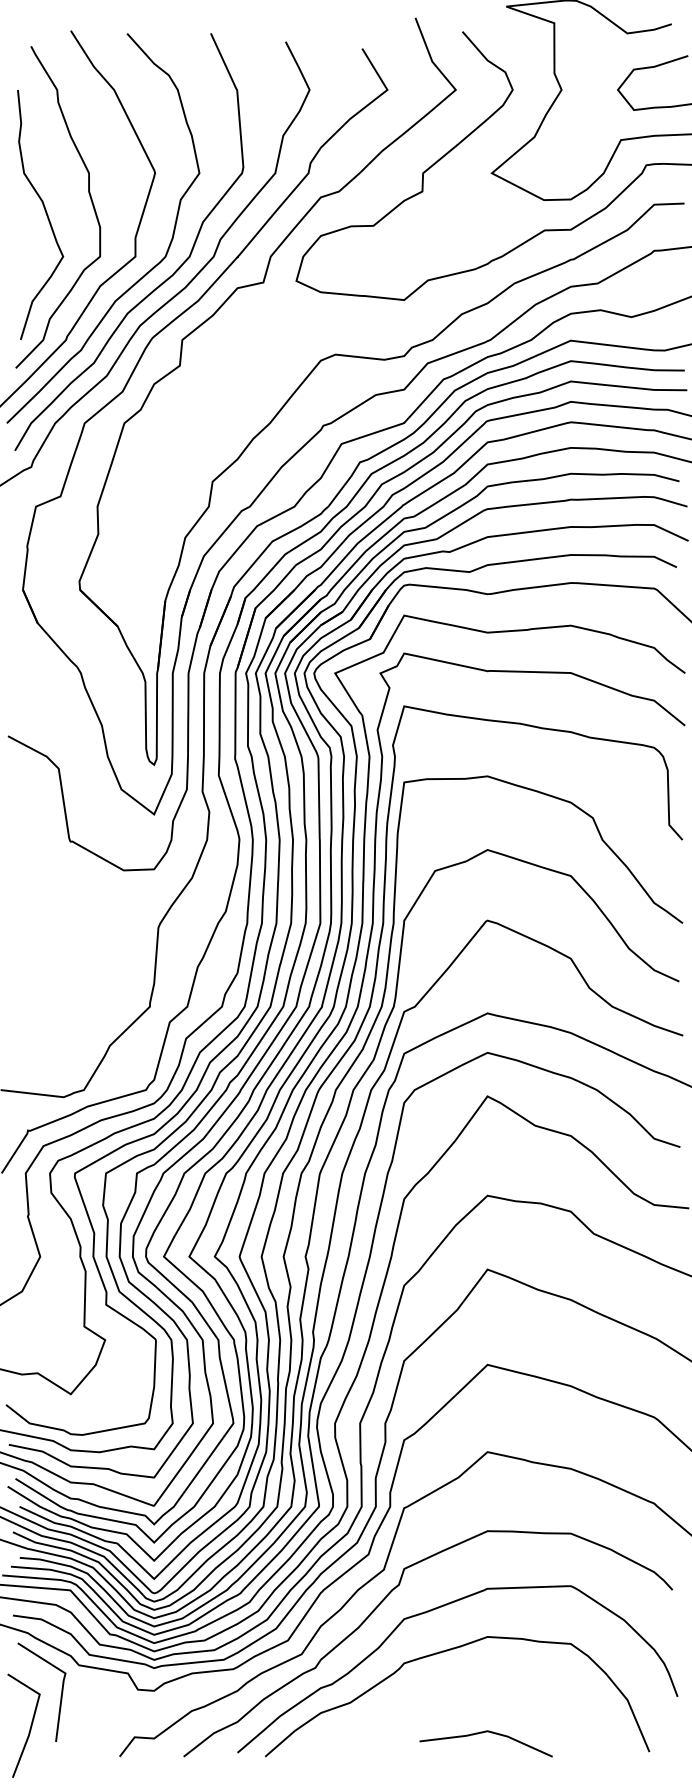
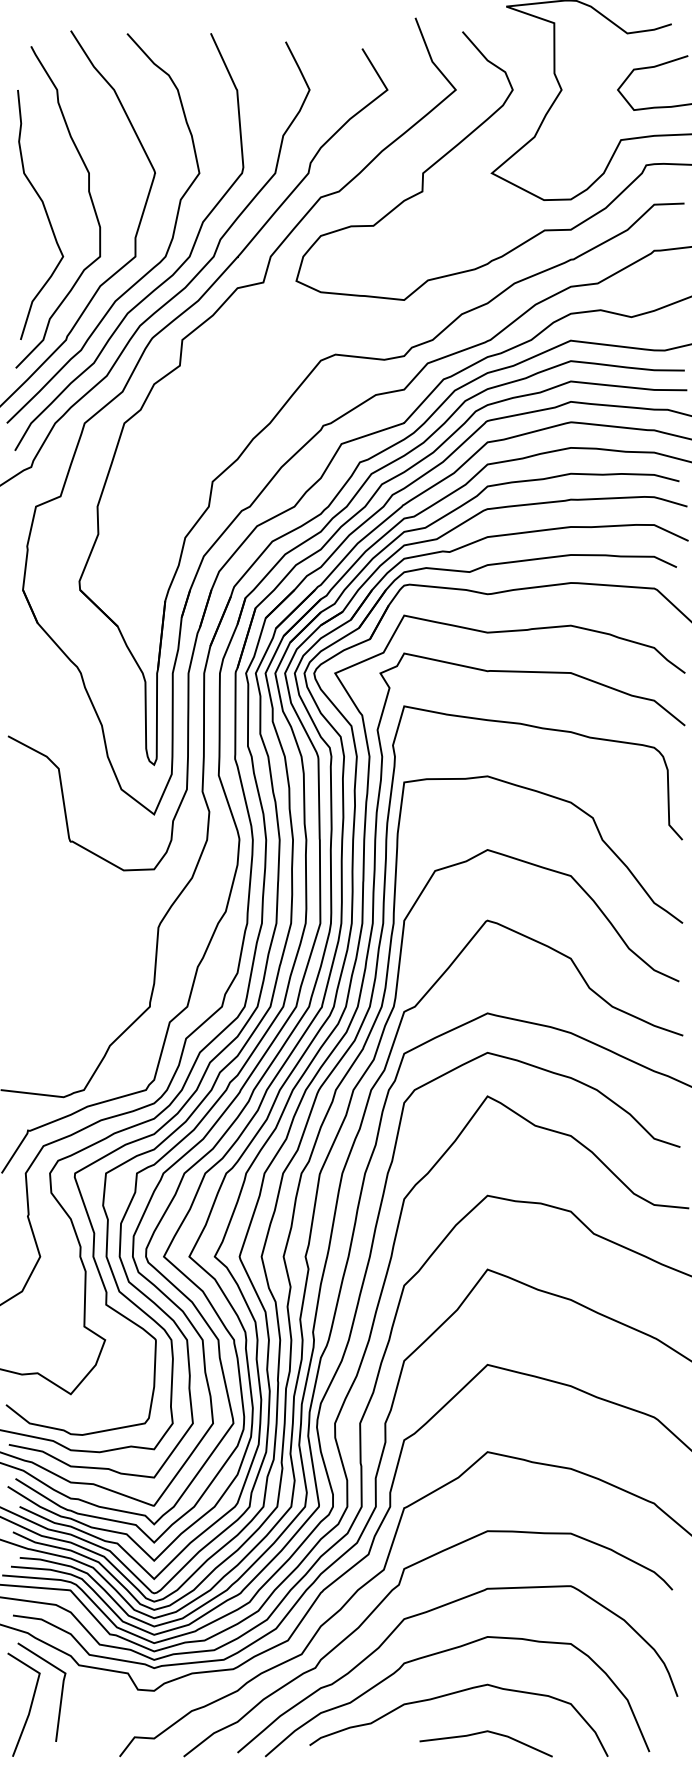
curve: none -> present (453, 1694)
line position: (29, 1728) -> (29, 1707) (29, 1707)
